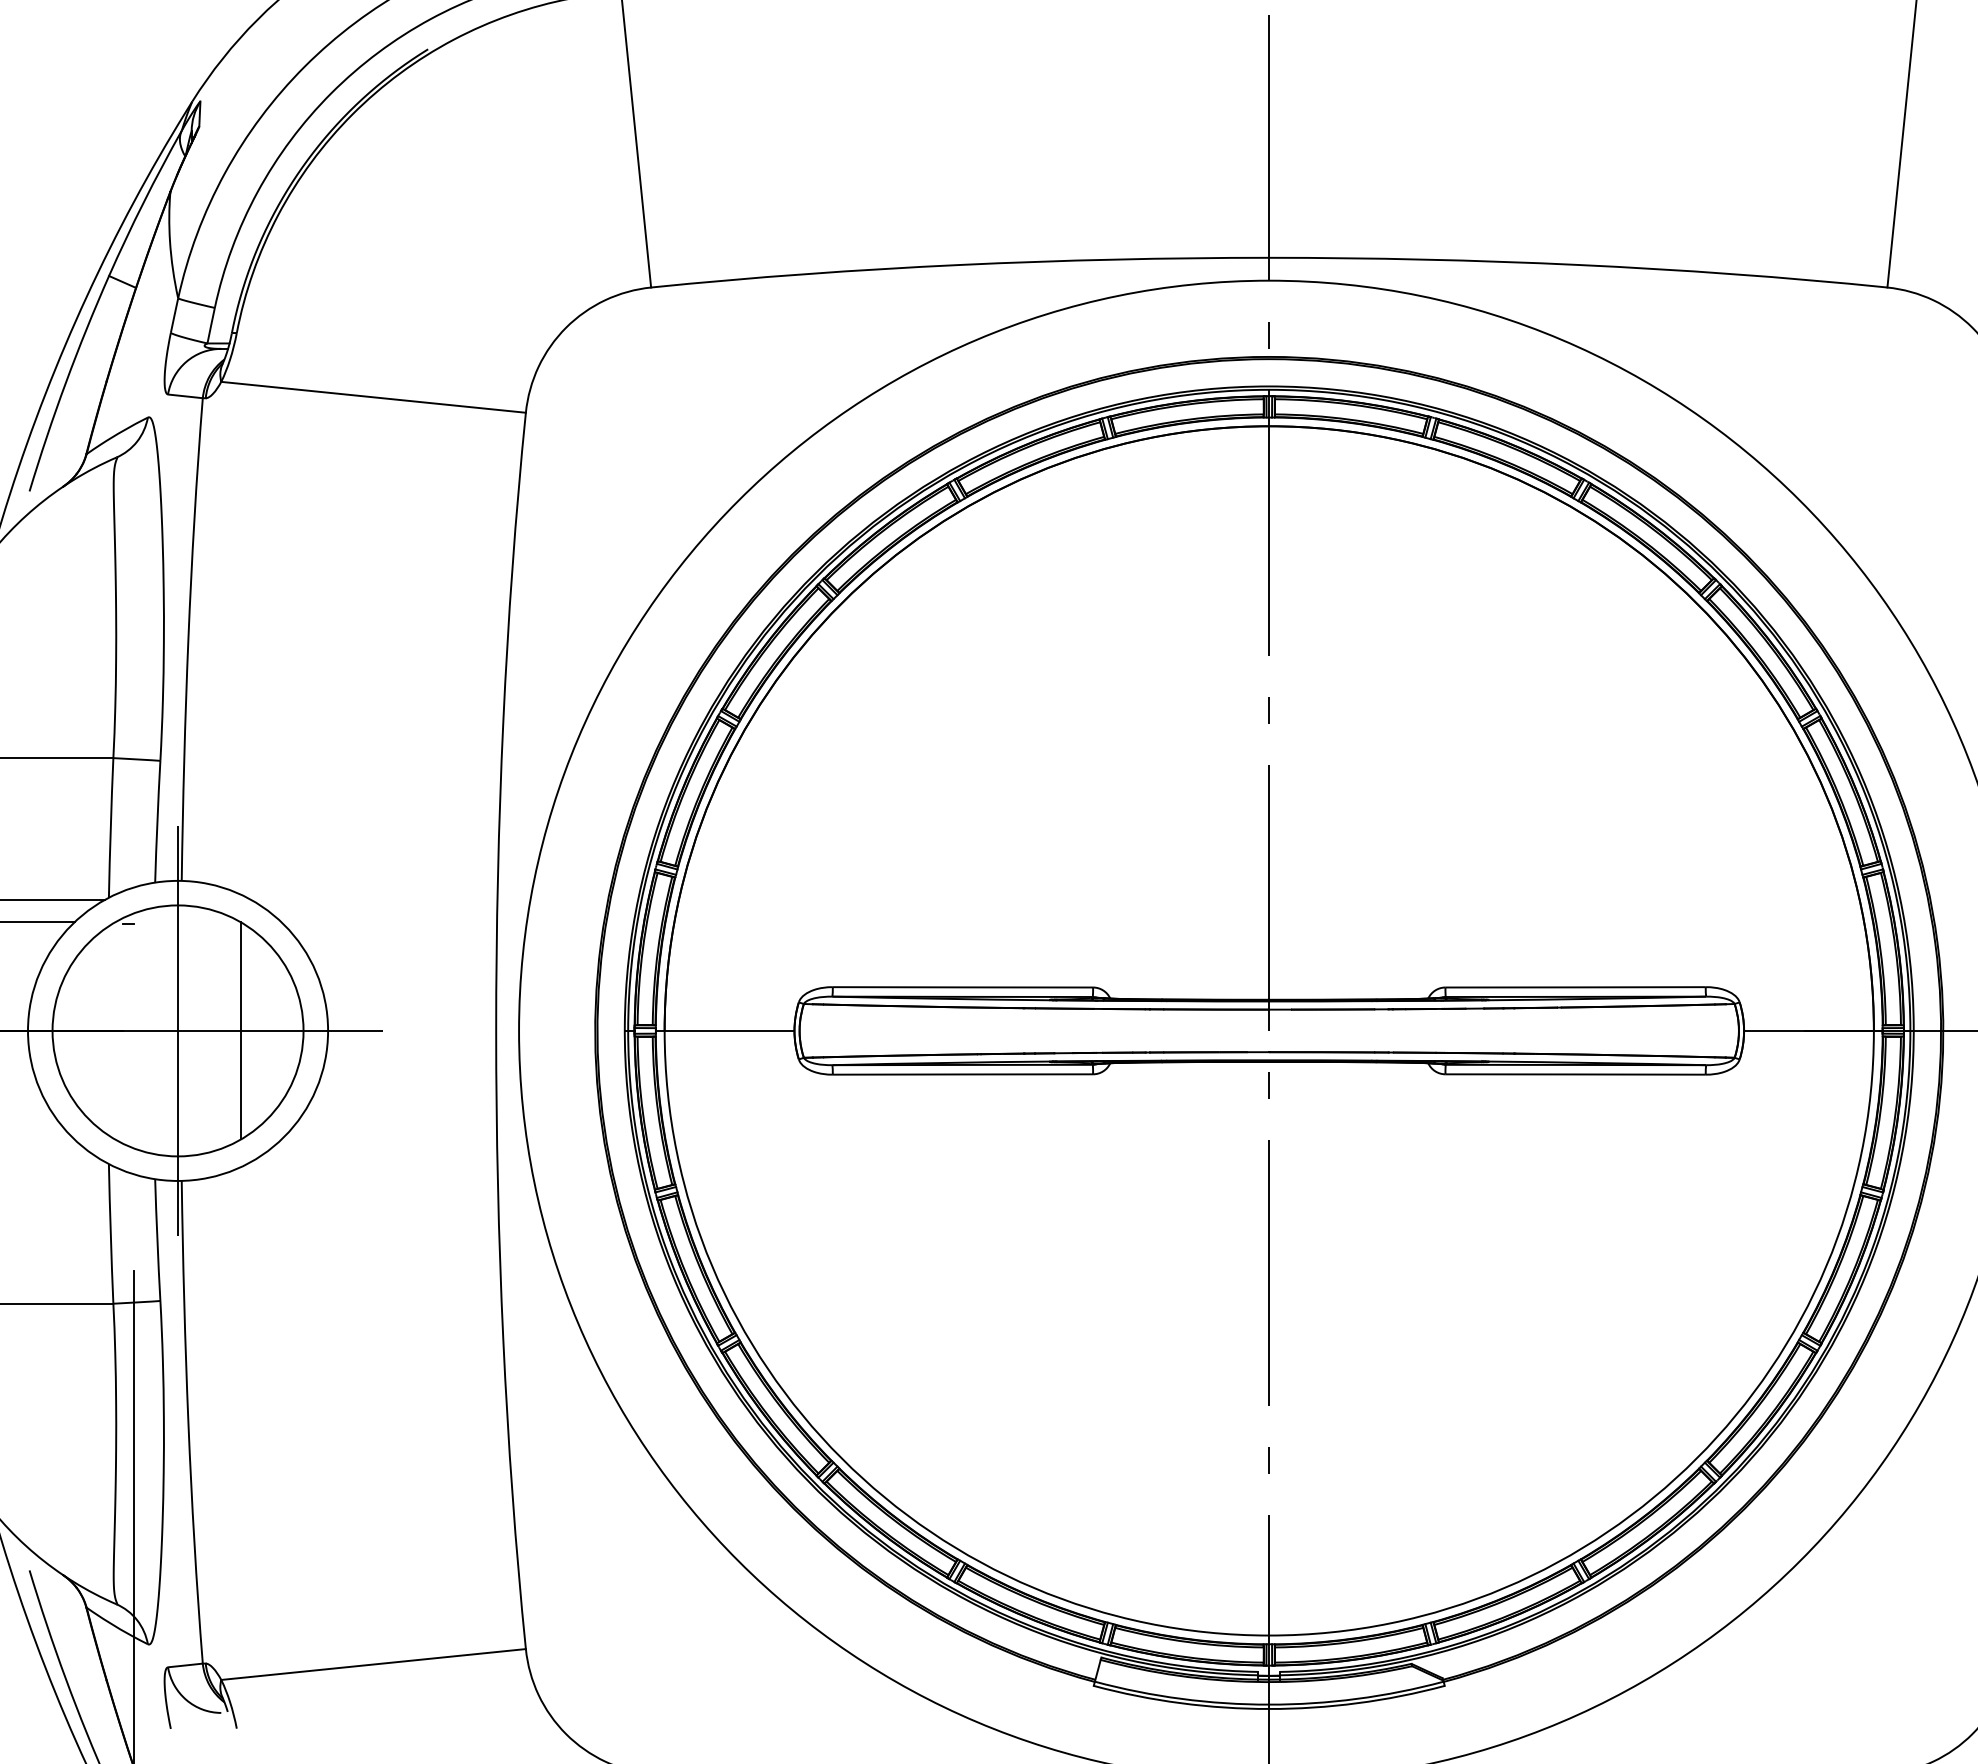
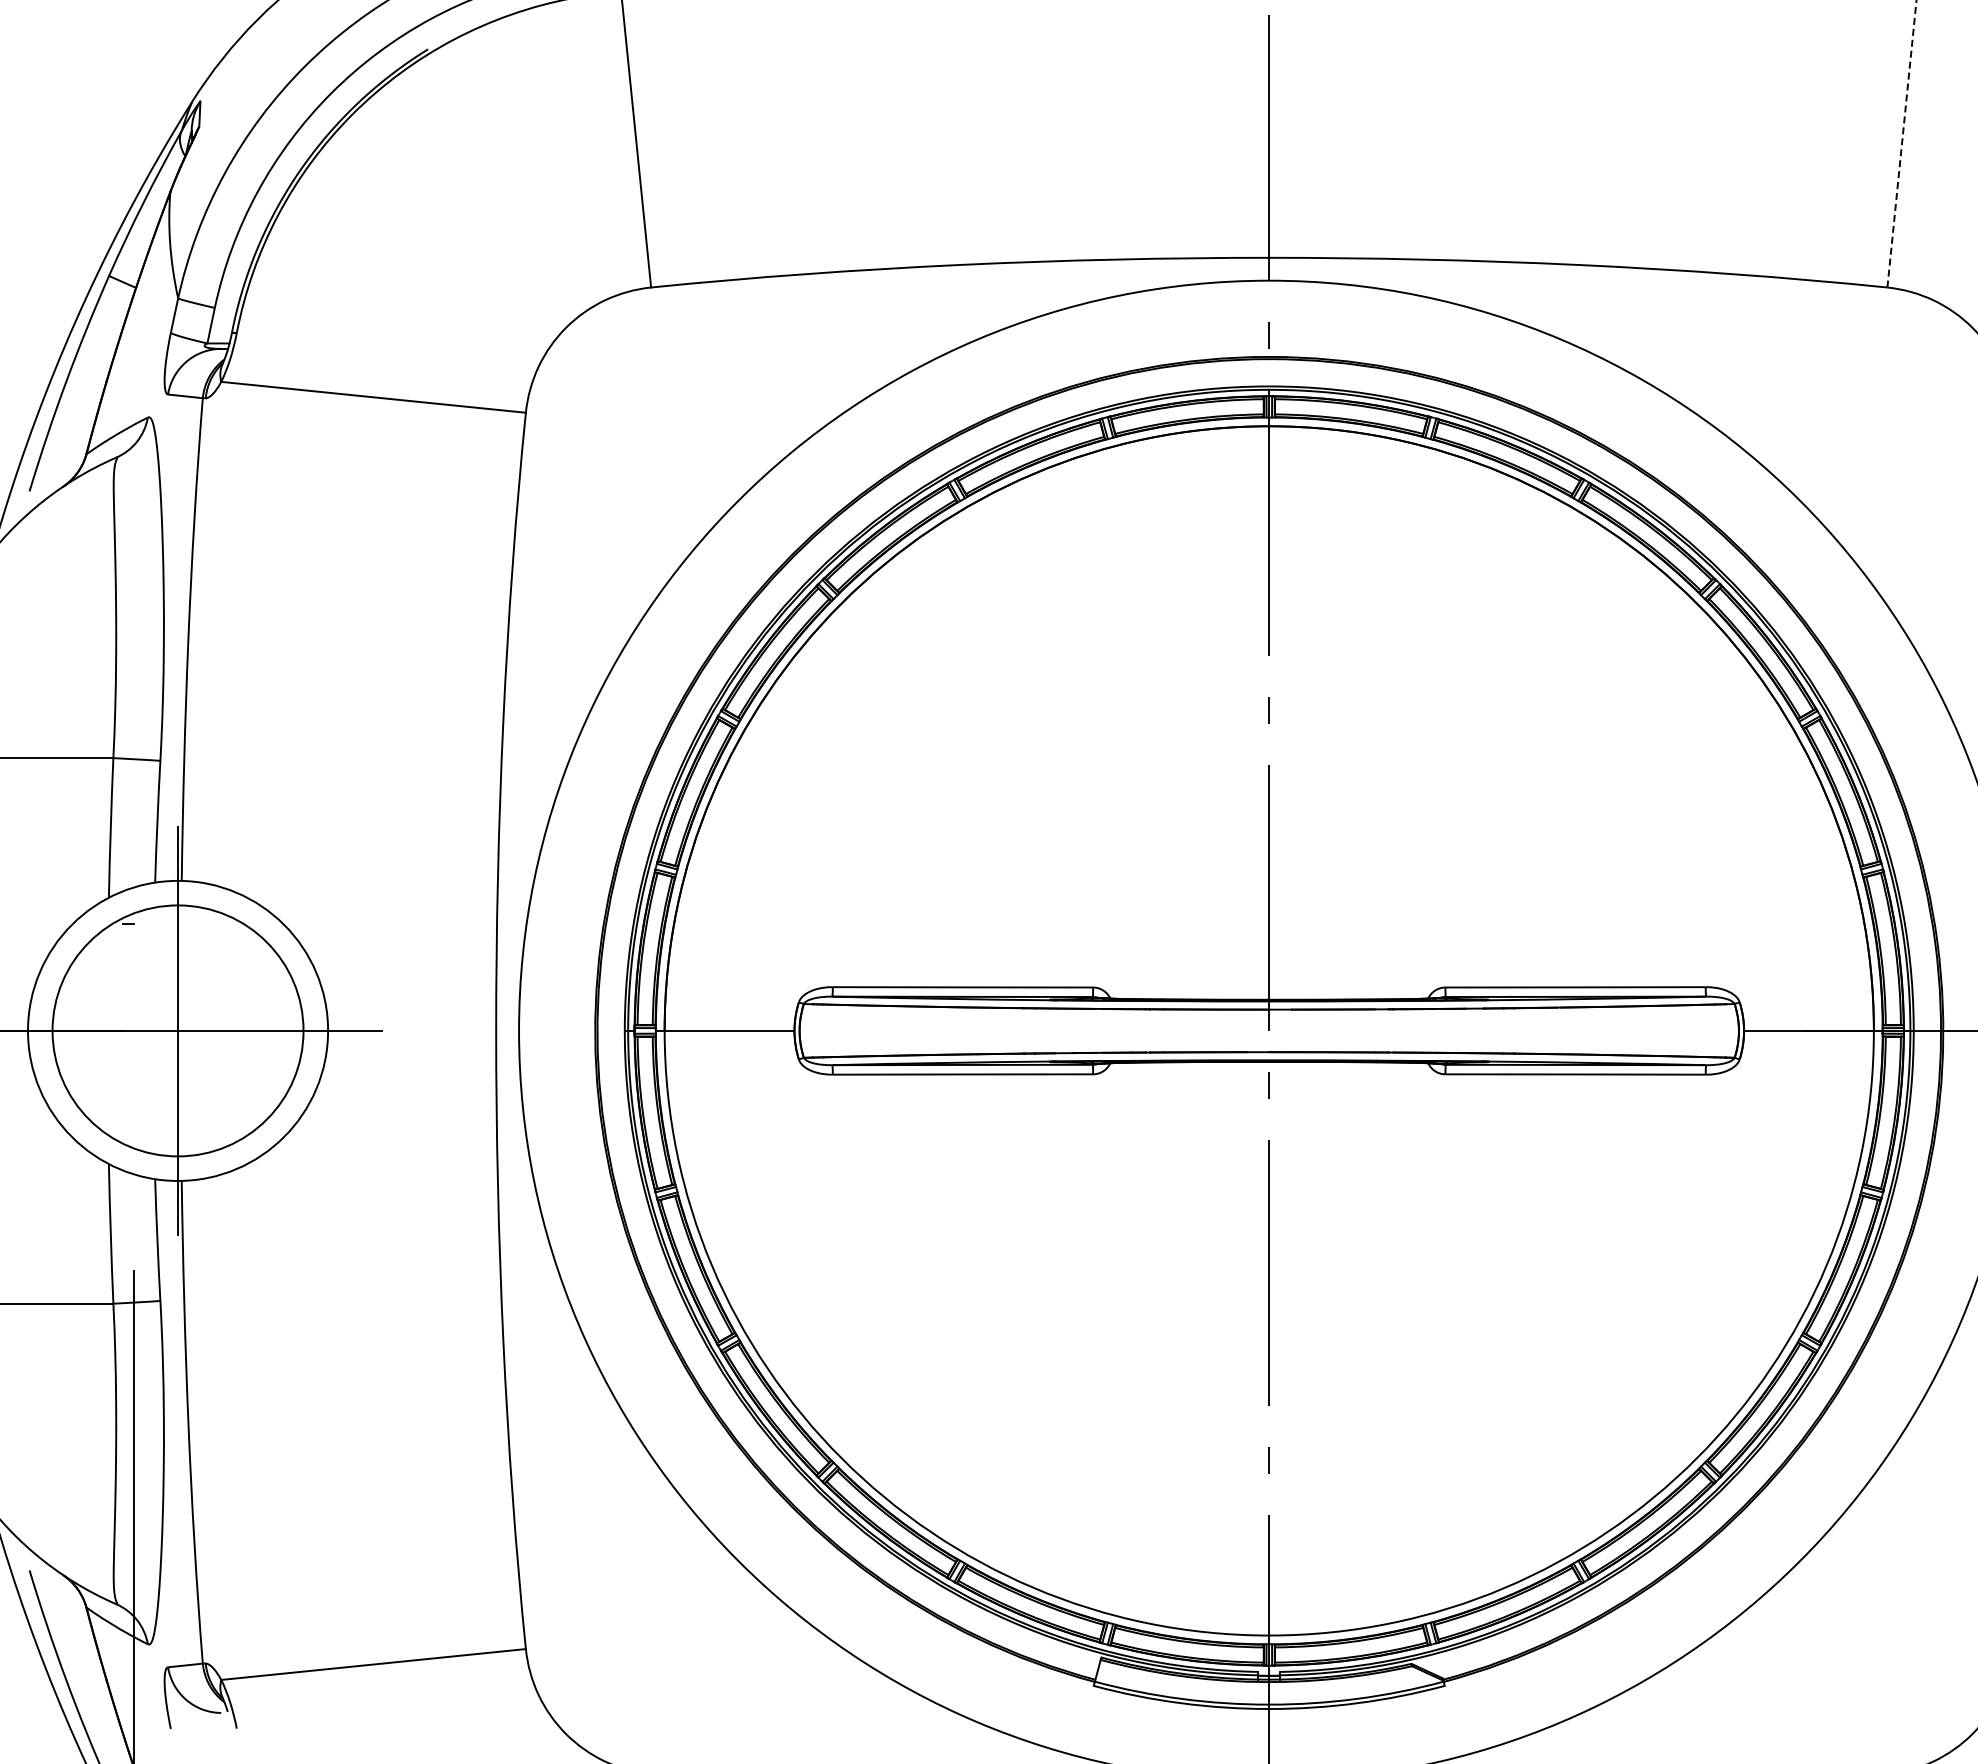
line: solid -> dashed (1902, 143)
line: present -> none (53, 899)
line: present -> none (38, 921)
line: present -> none (241, 1030)
